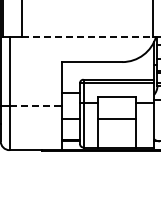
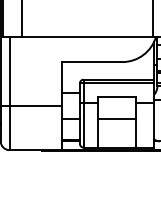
line: dashed -> solid (87, 36)
line: dashed -> solid (36, 106)
